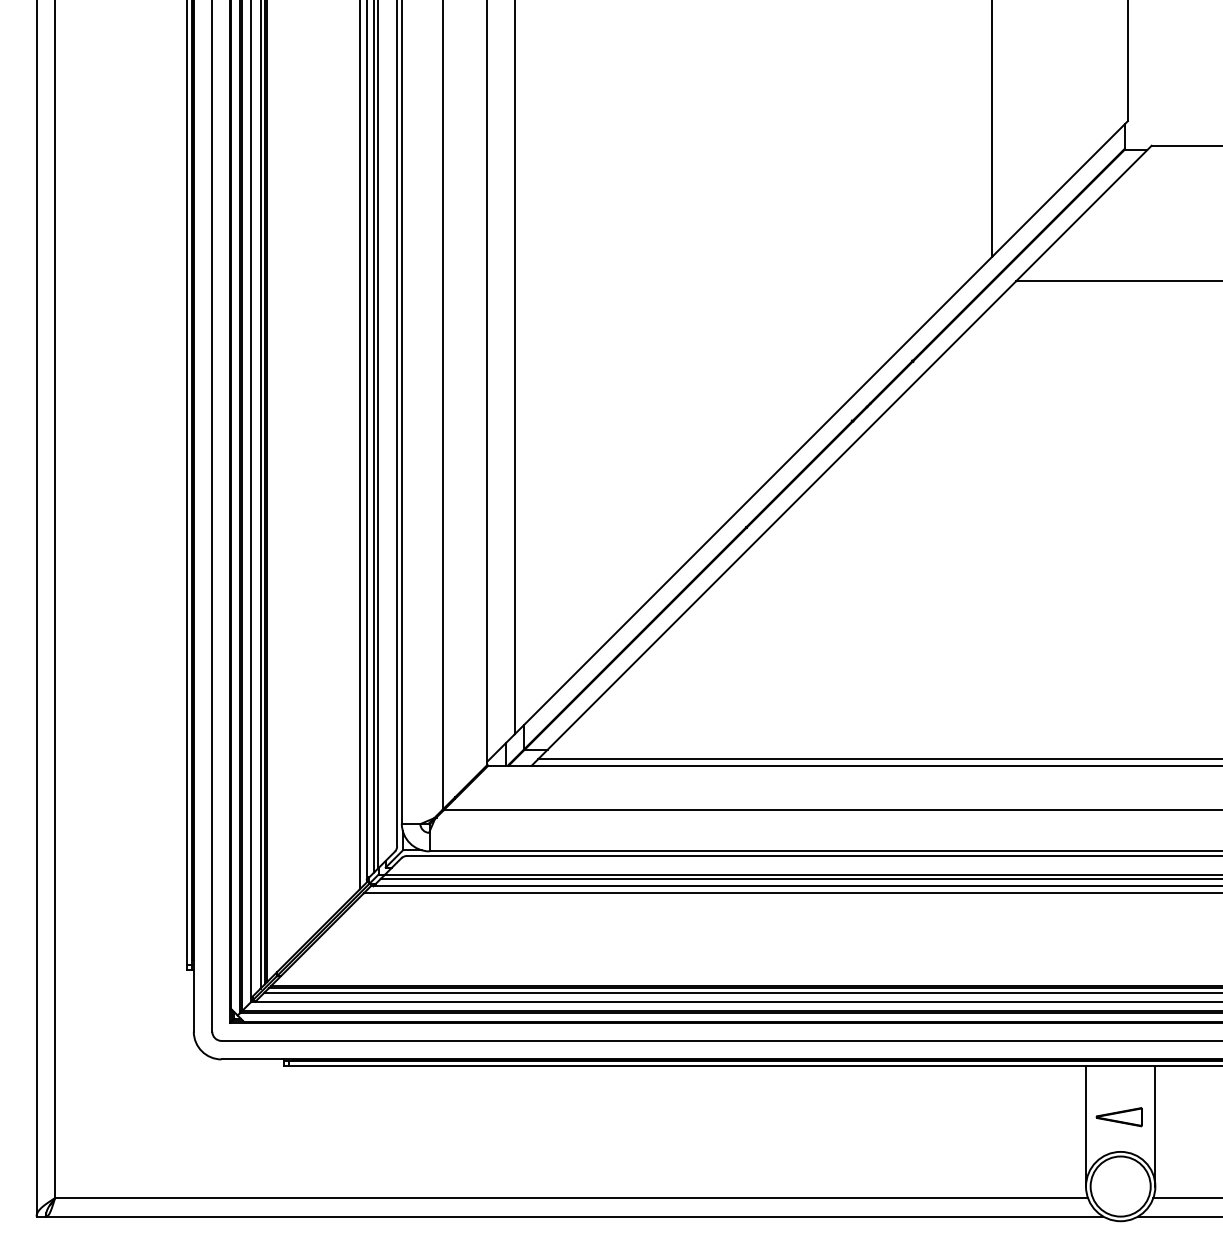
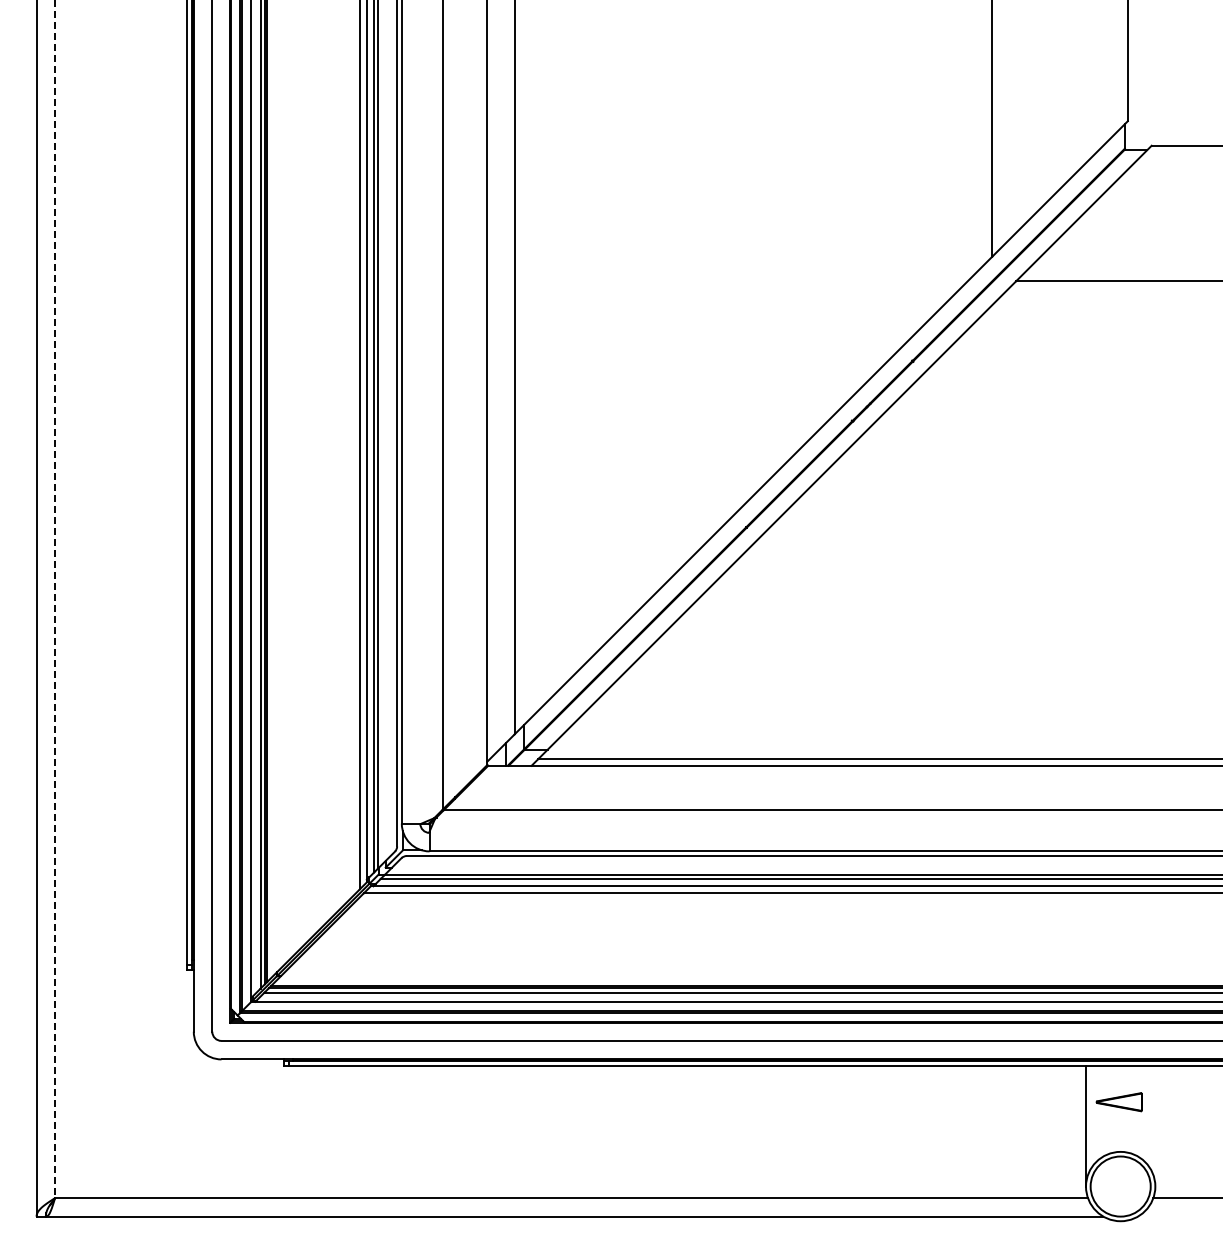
line: solid -> dashed (55, 599)
part position: (1118, 1117) -> (1118, 1102) (1118, 1102)
line: present -> none (1155, 1125)
line: present -> none (1178, 1216)
